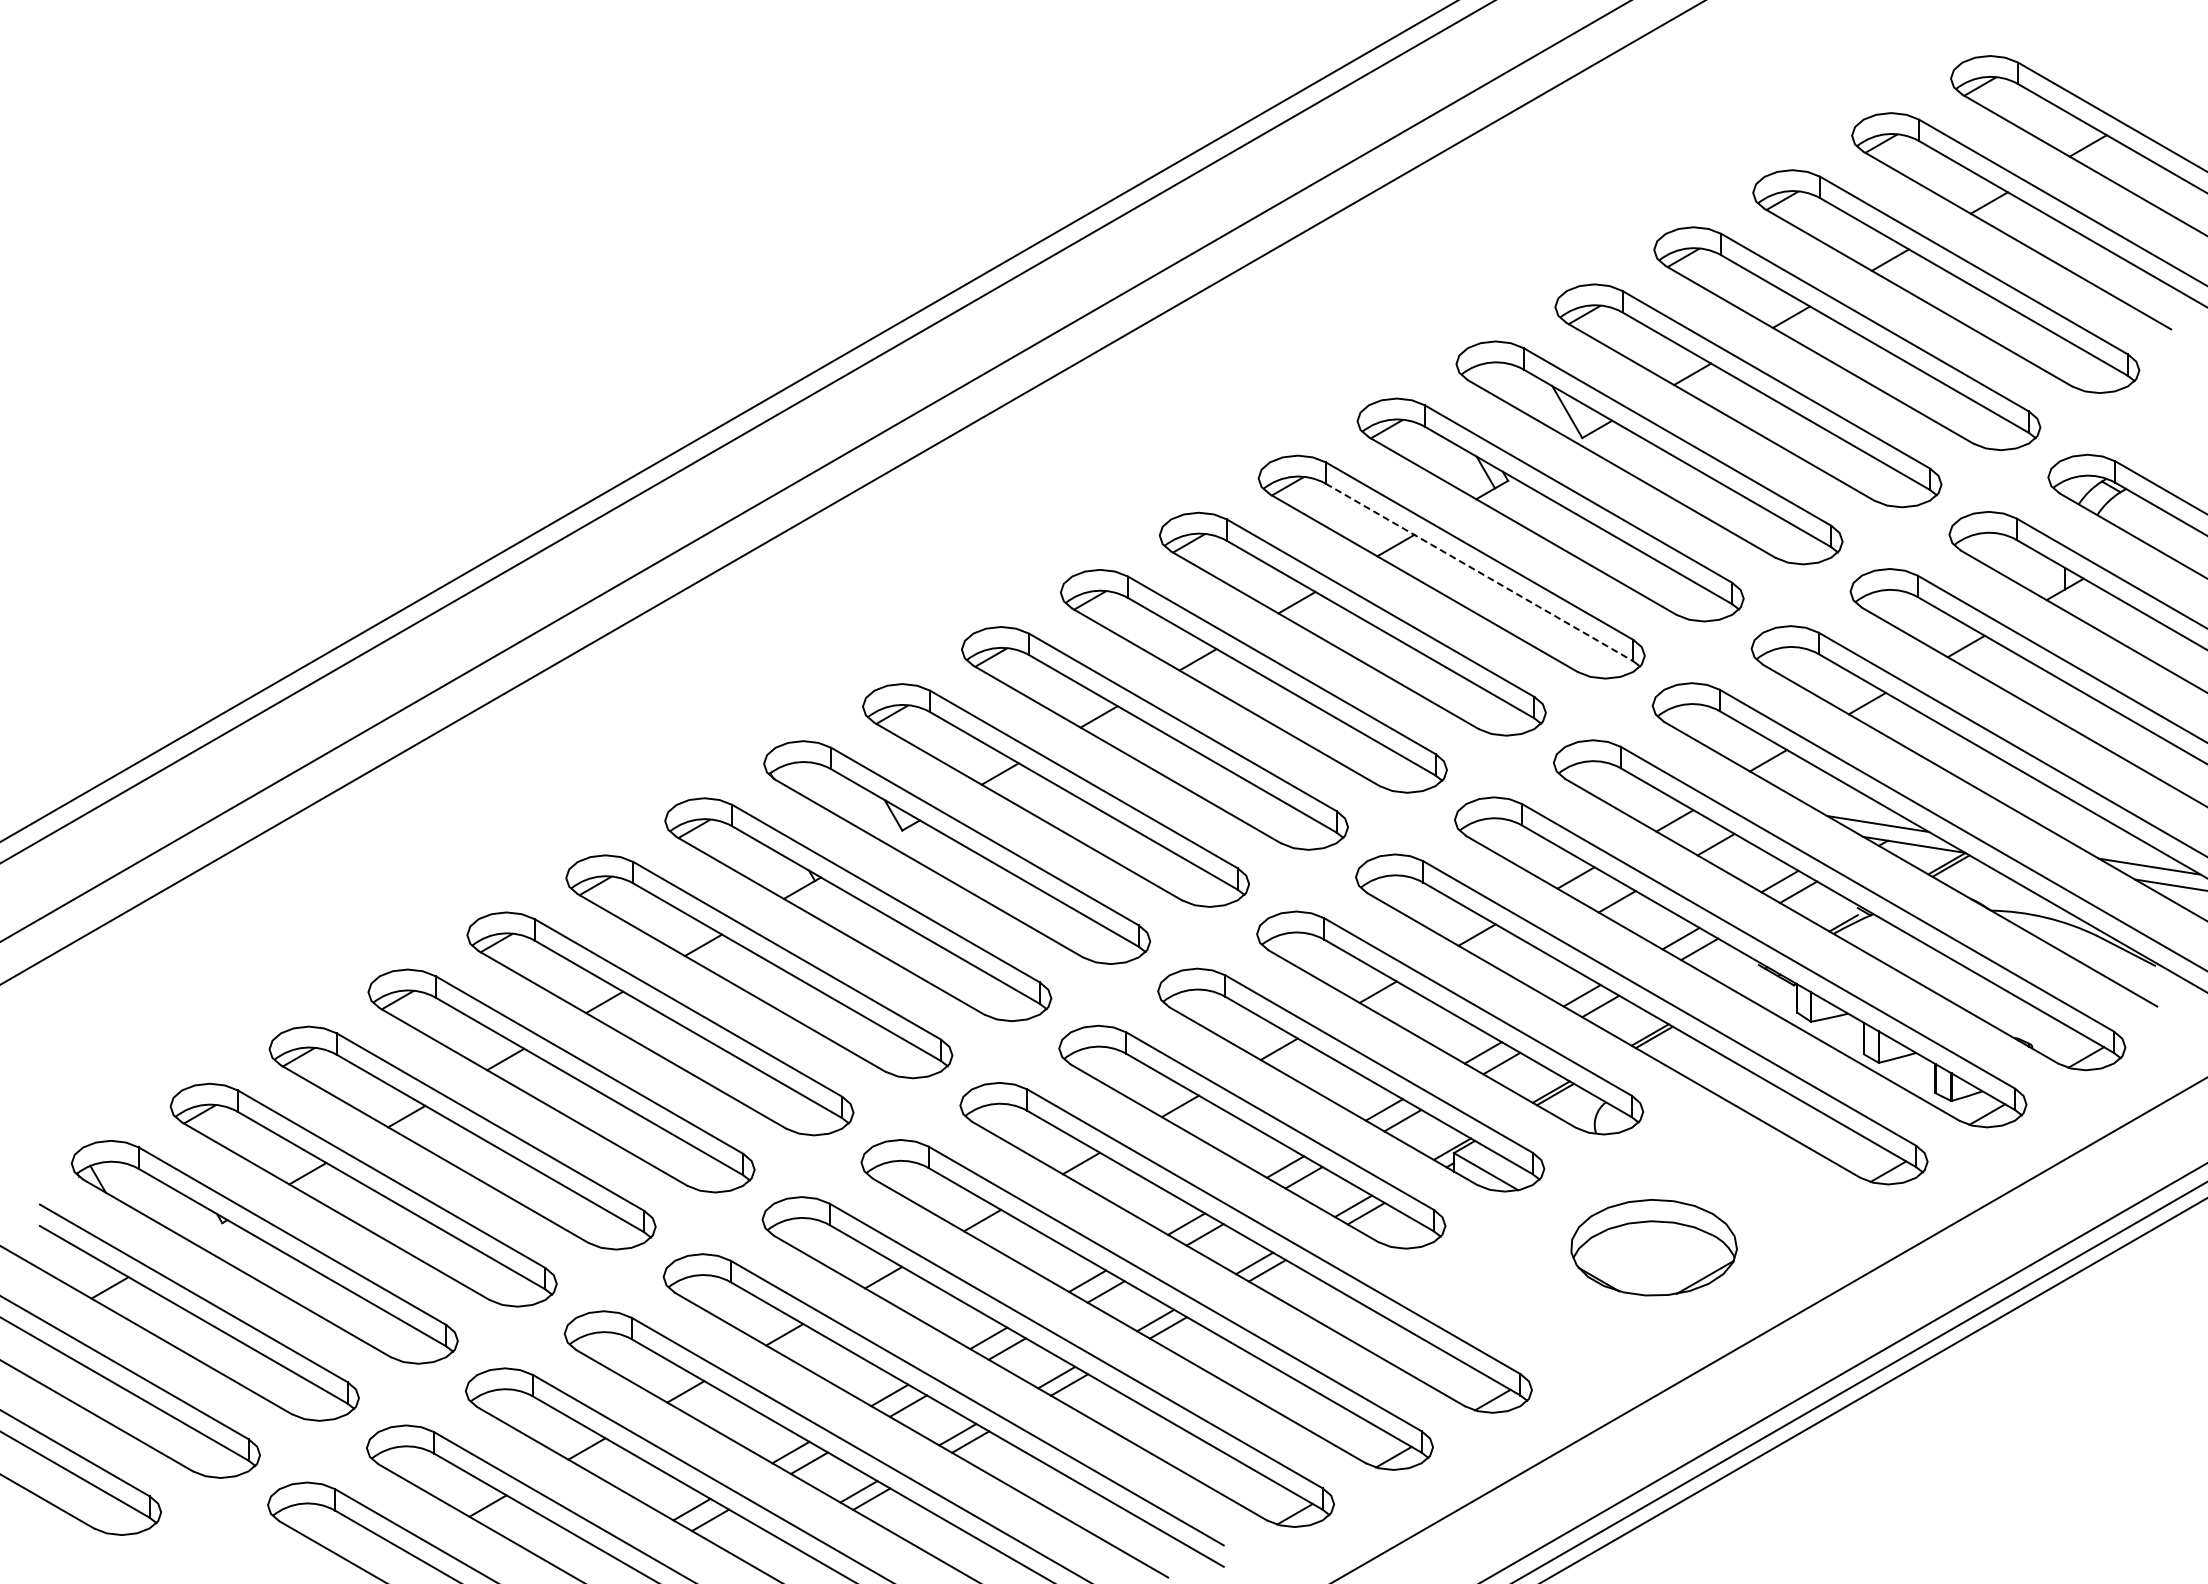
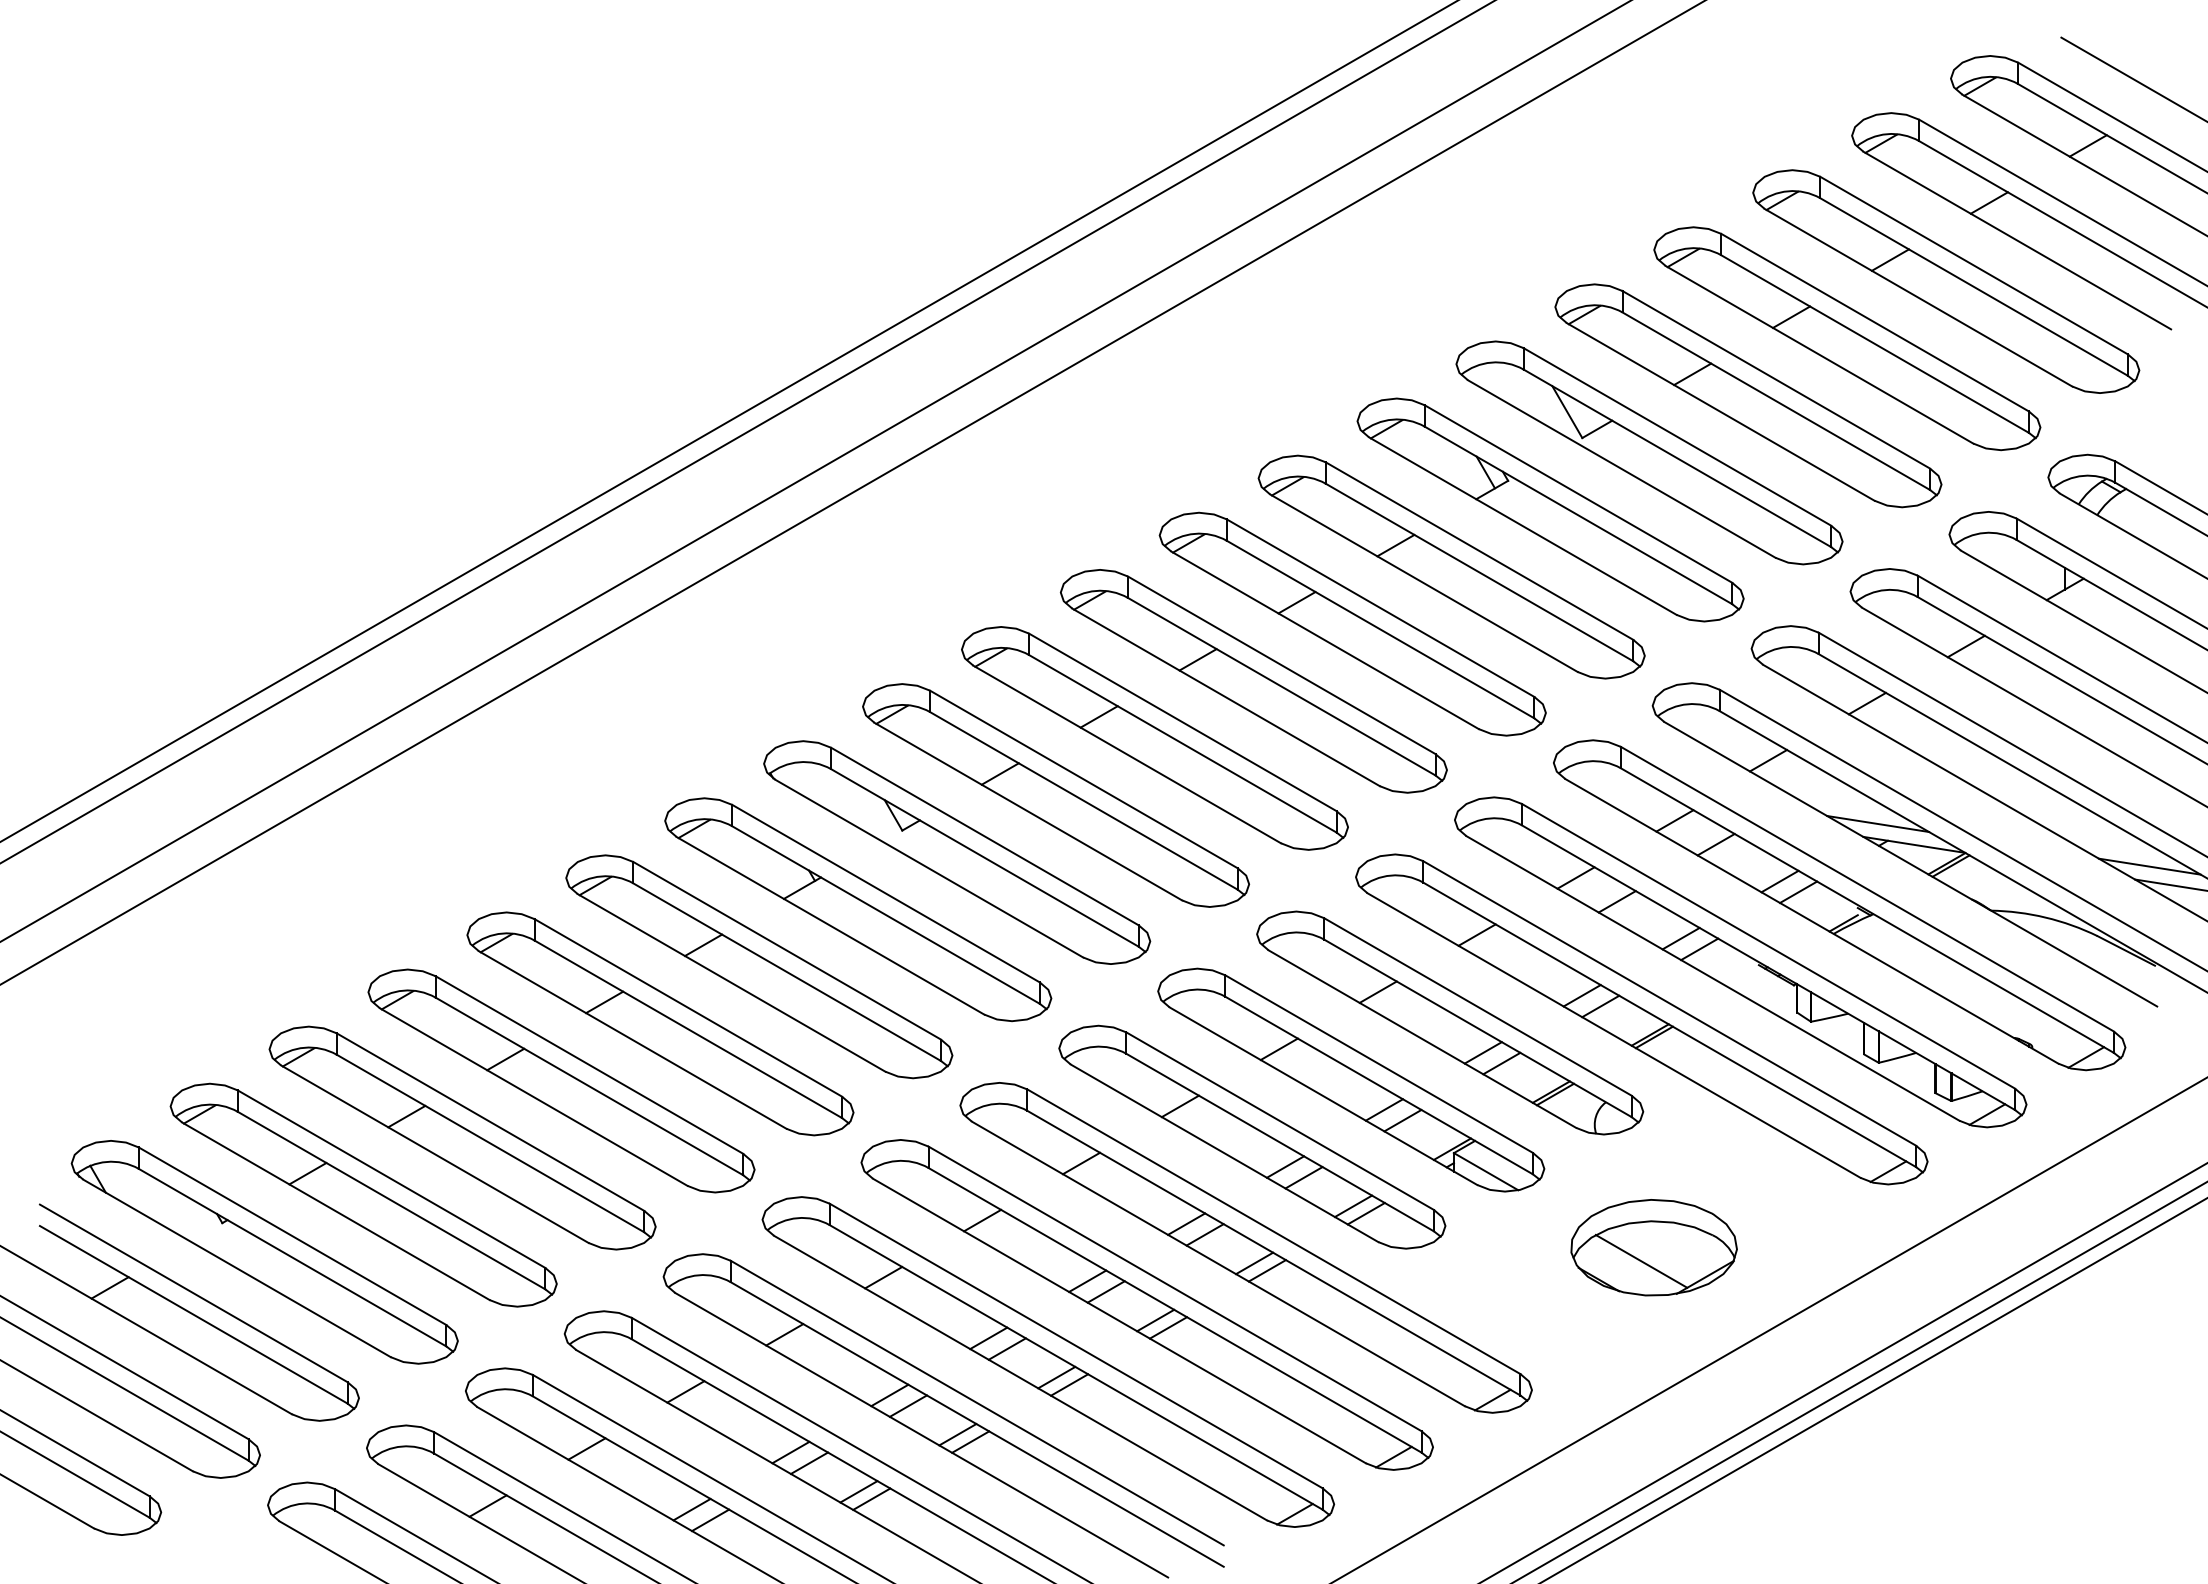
line: none -> present (2132, 78)
line: dashed -> solid (1479, 572)
line: none -> present (1641, 1260)
